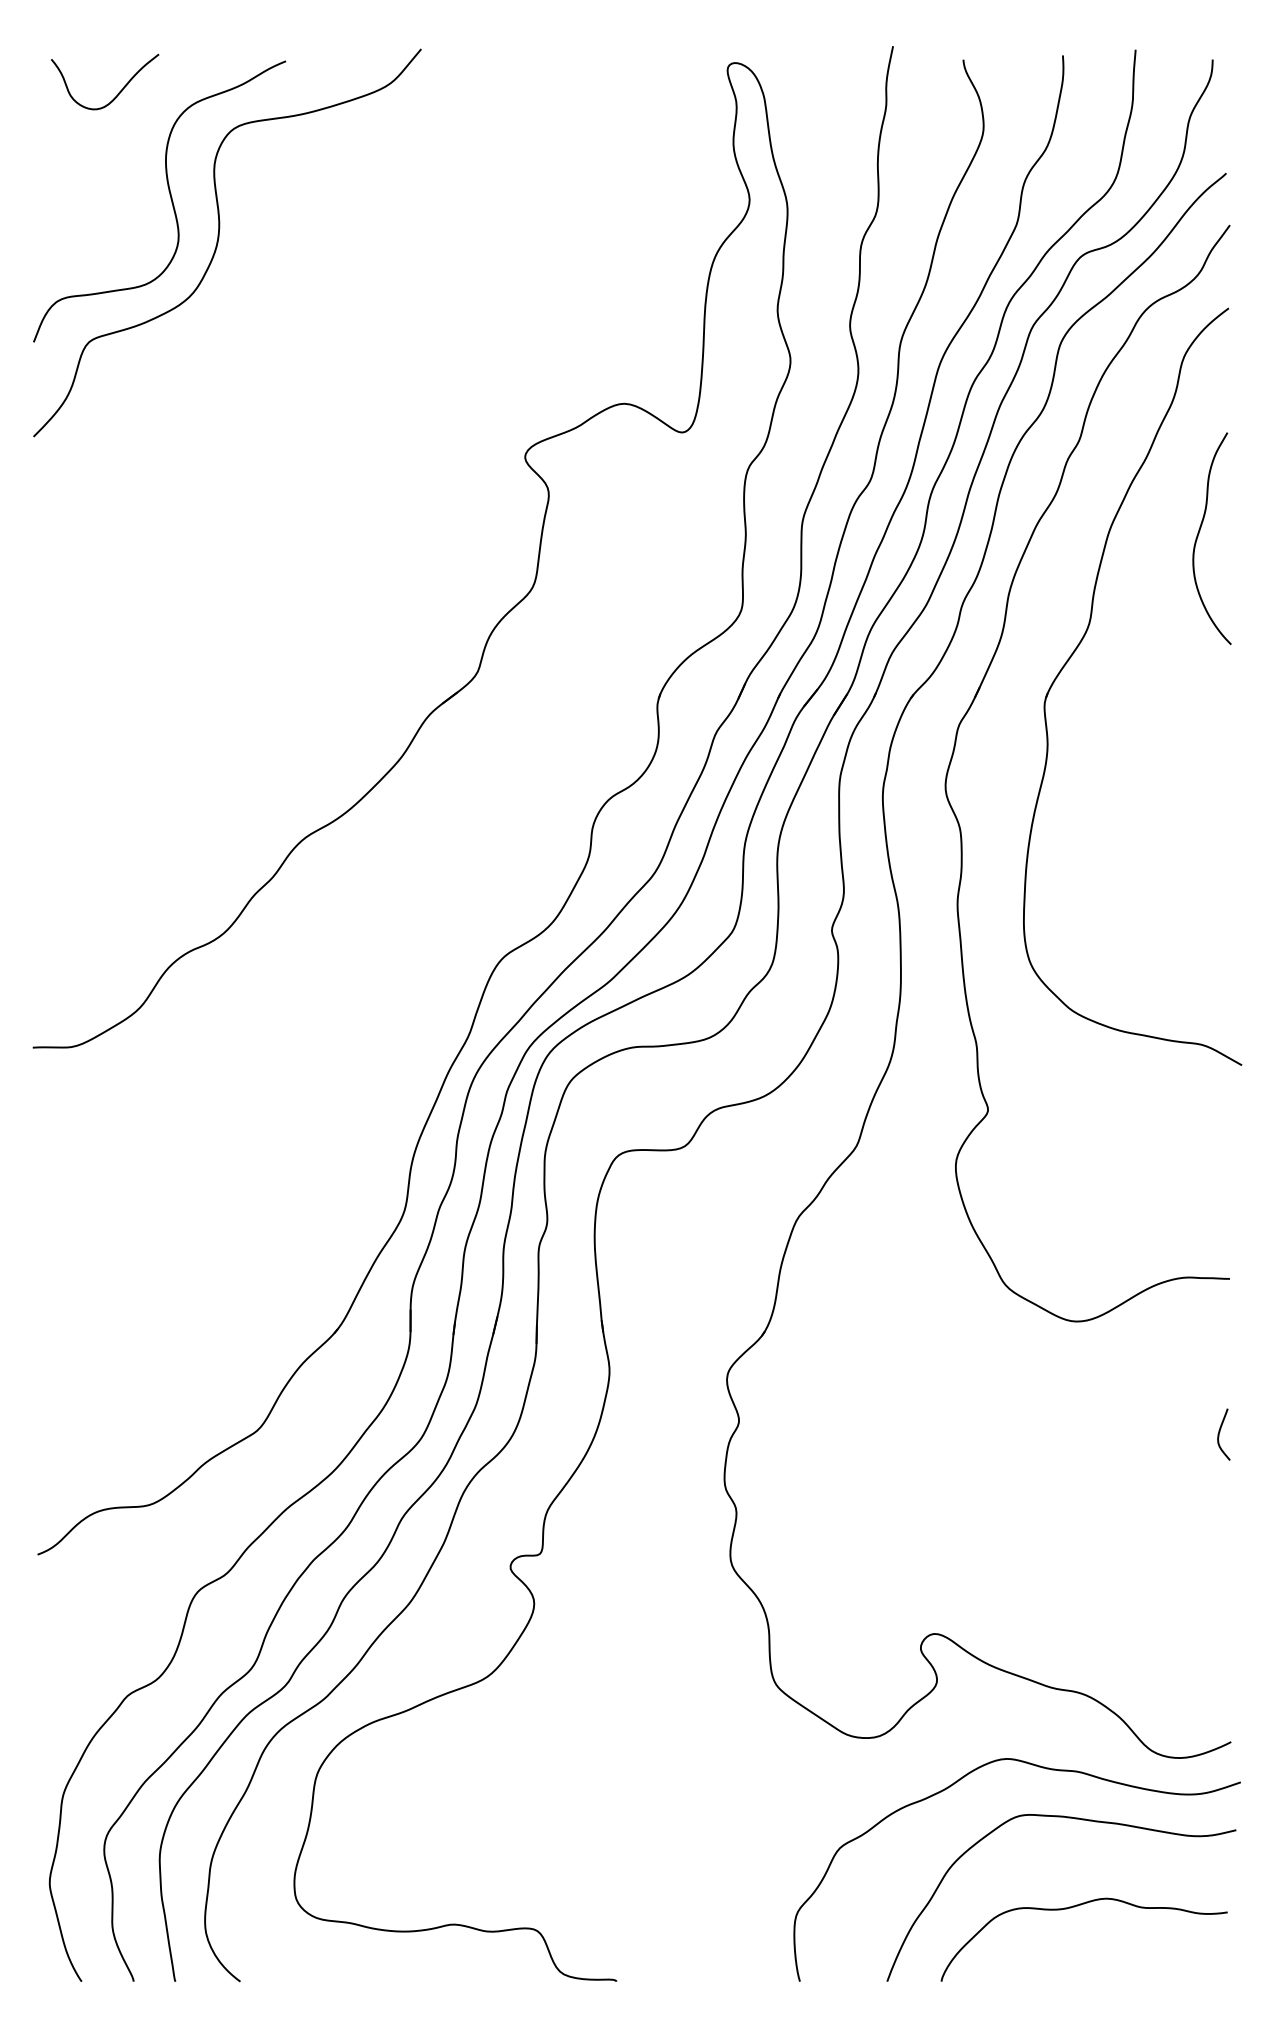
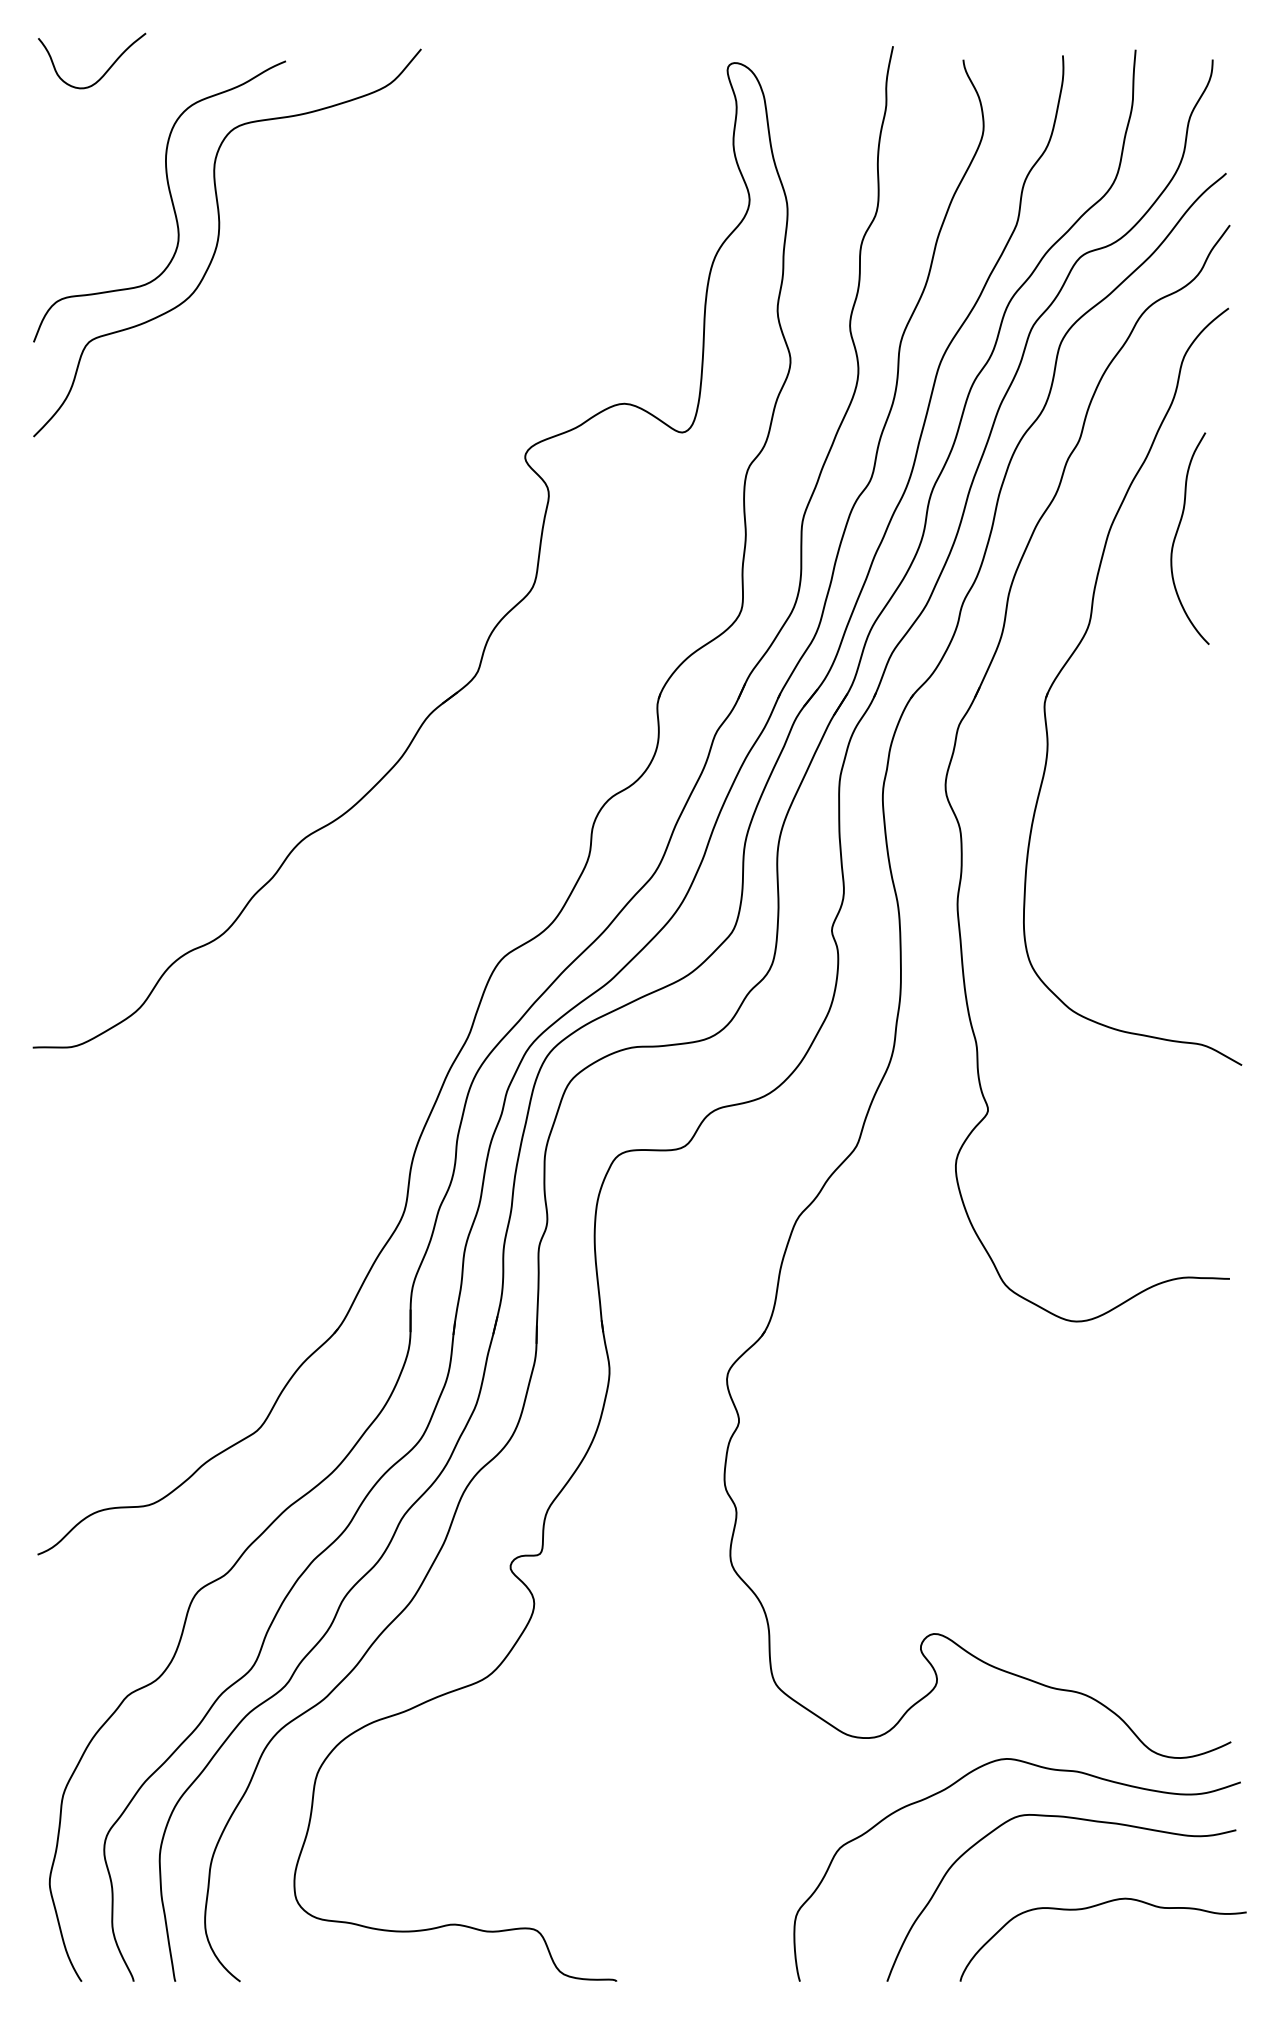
curve position: (118, 92) -> (105, 71) (105, 71)
curve position: (1199, 533) -> (1177, 533) (1177, 533)
curve: present -> none (1220, 1432)
curve position: (1074, 1907) -> (1093, 1907) (1093, 1907)
